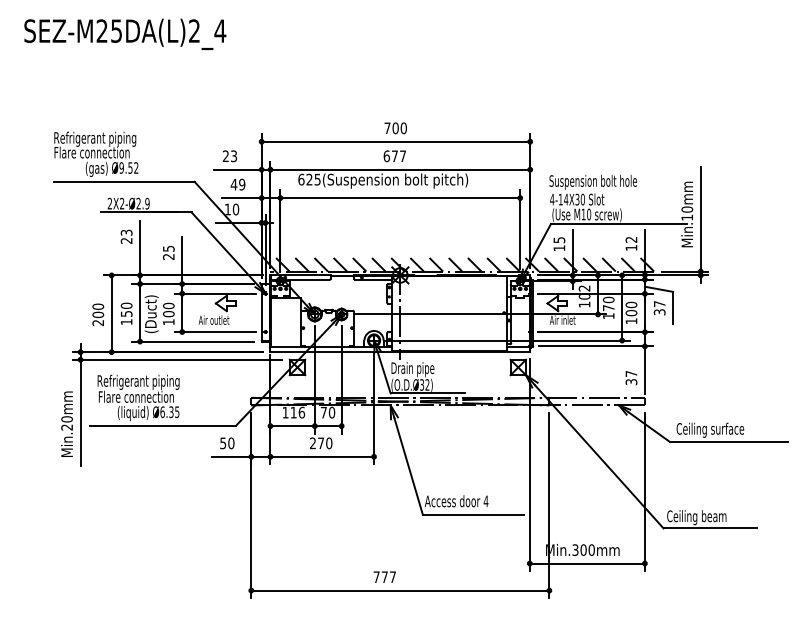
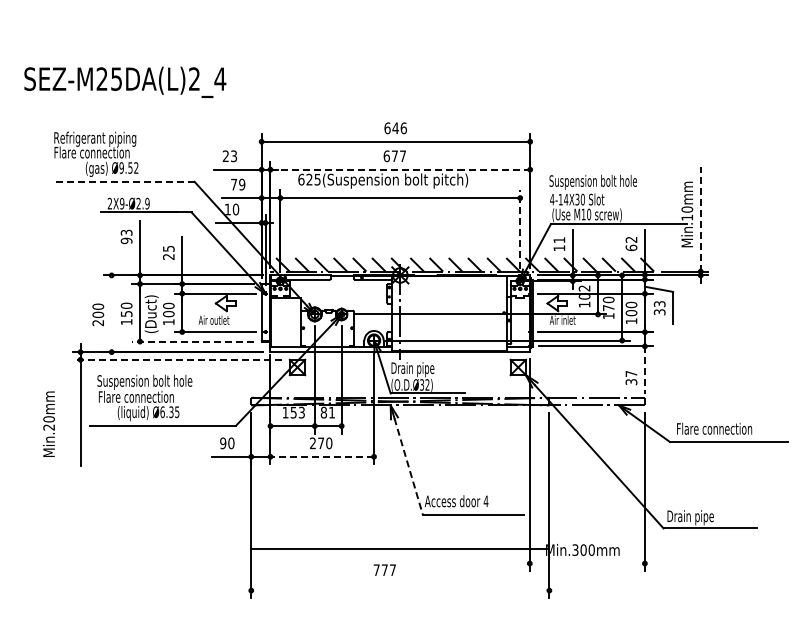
text position: (125, 33) -> (125, 81) (125, 81)
text: 700 -> 646 (395, 128)
line: solid -> dashed (400, 169)
line: solid -> dashed (123, 181)
text: 49 -> 79 (233, 184)
text: 2X2-Ø2.9 -> 2X9-Ø2.9 (122, 203)
line: solid -> dashed (700, 218)
line: solid -> dashed (520, 229)
text: 23 -> 93 (126, 240)
text: 15 -> 11 (559, 240)
text: 12 -> 62 (631, 247)
text: 37 -> 33 (659, 304)
line: present -> none (111, 313)
line: solid -> dashed (193, 341)
line: solid -> dashed (177, 359)
line: solid -> dashed (644, 370)
text: Refrigerant piping -> Suspension bolt hole (144, 381)
text: 116 -> 153 (297, 412)
text: 70 -> 81 (327, 412)
text position: (66, 423) -> (48, 423) (48, 423)
text: Ceiling surface -> Flare connection (714, 429)
text: 50 -> 90 (223, 442)
line: solid -> dashed (322, 456)
line: solid -> dashed (408, 467)
text: Ceiling beam -> Drain pipe (696, 517)
line: present -> none (586, 563)
text position: (384, 576) -> (384, 569) (384, 569)
line position: (400, 590) -> (400, 548) (400, 548)
